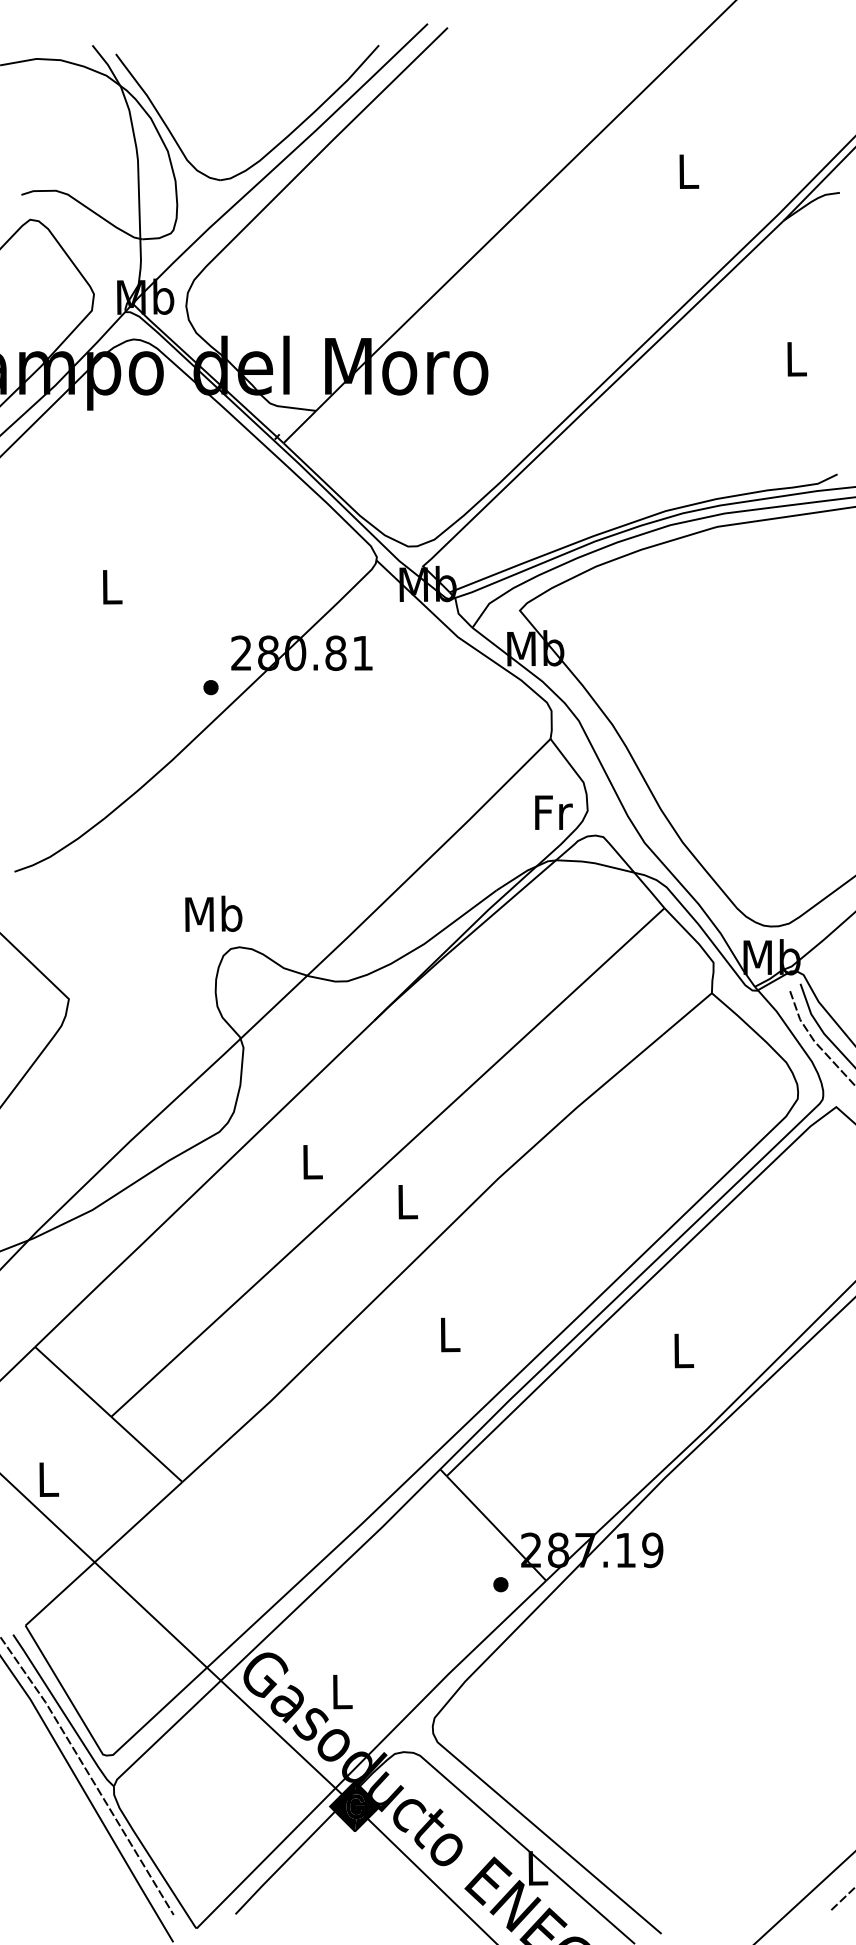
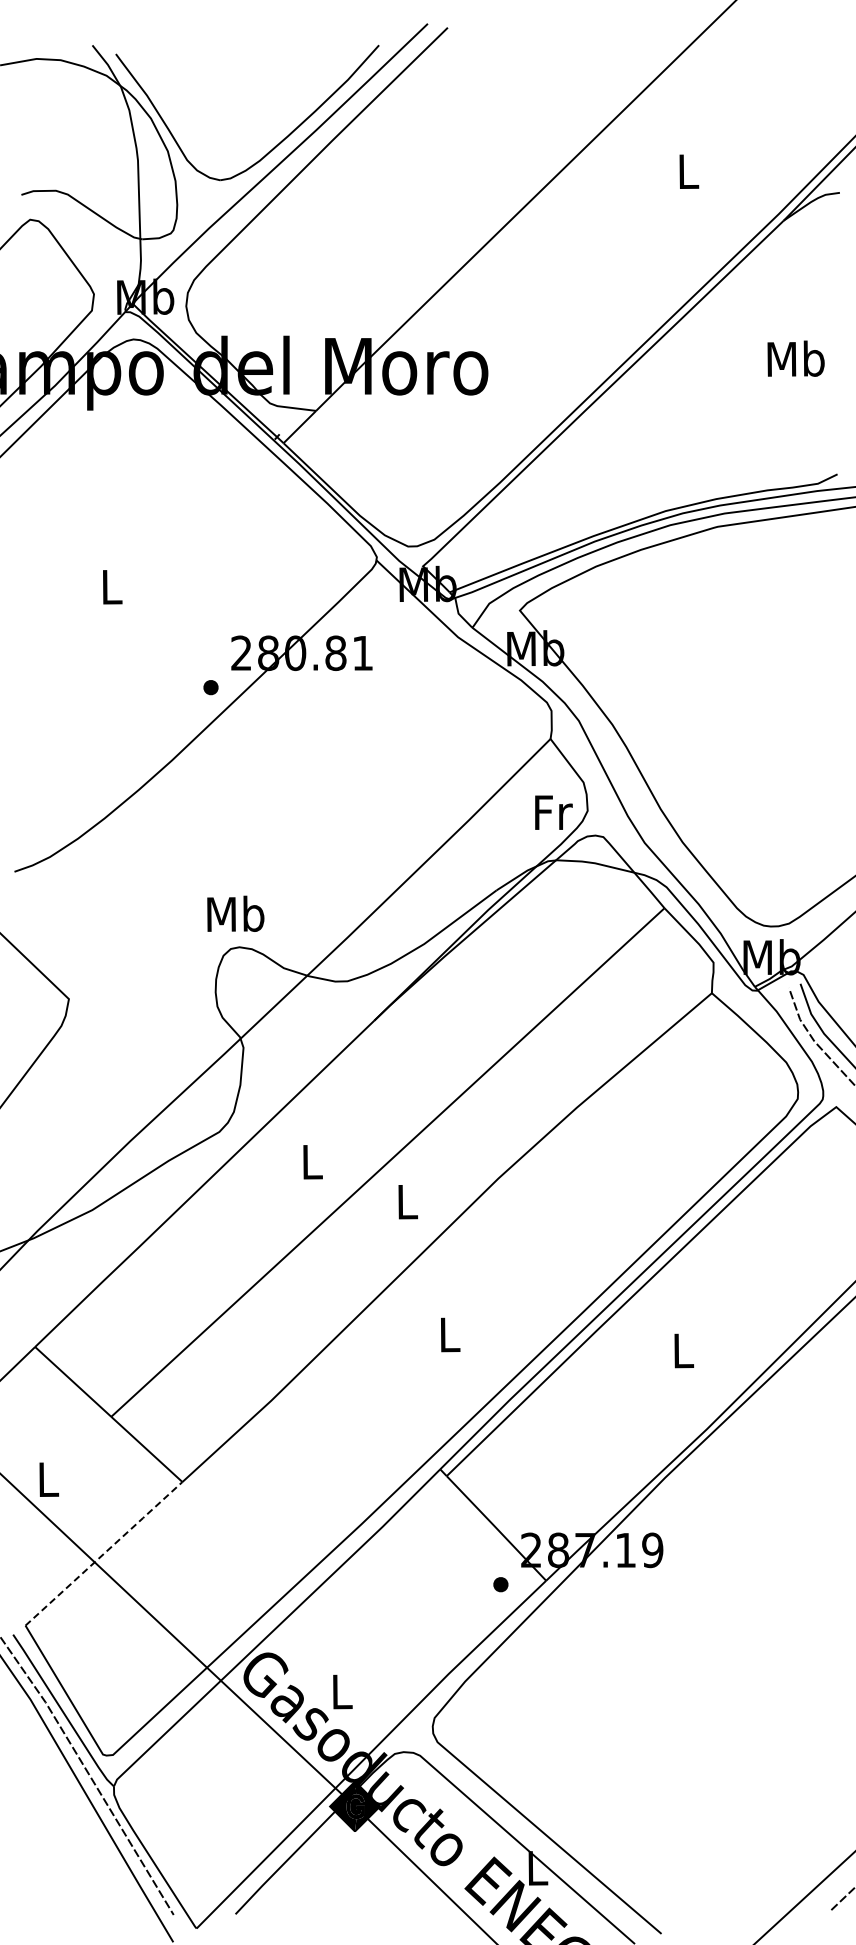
text: L -> Mb (795, 358)
text position: (213, 913) -> (235, 913) (235, 913)
line: solid -> dashed (104, 1553)
